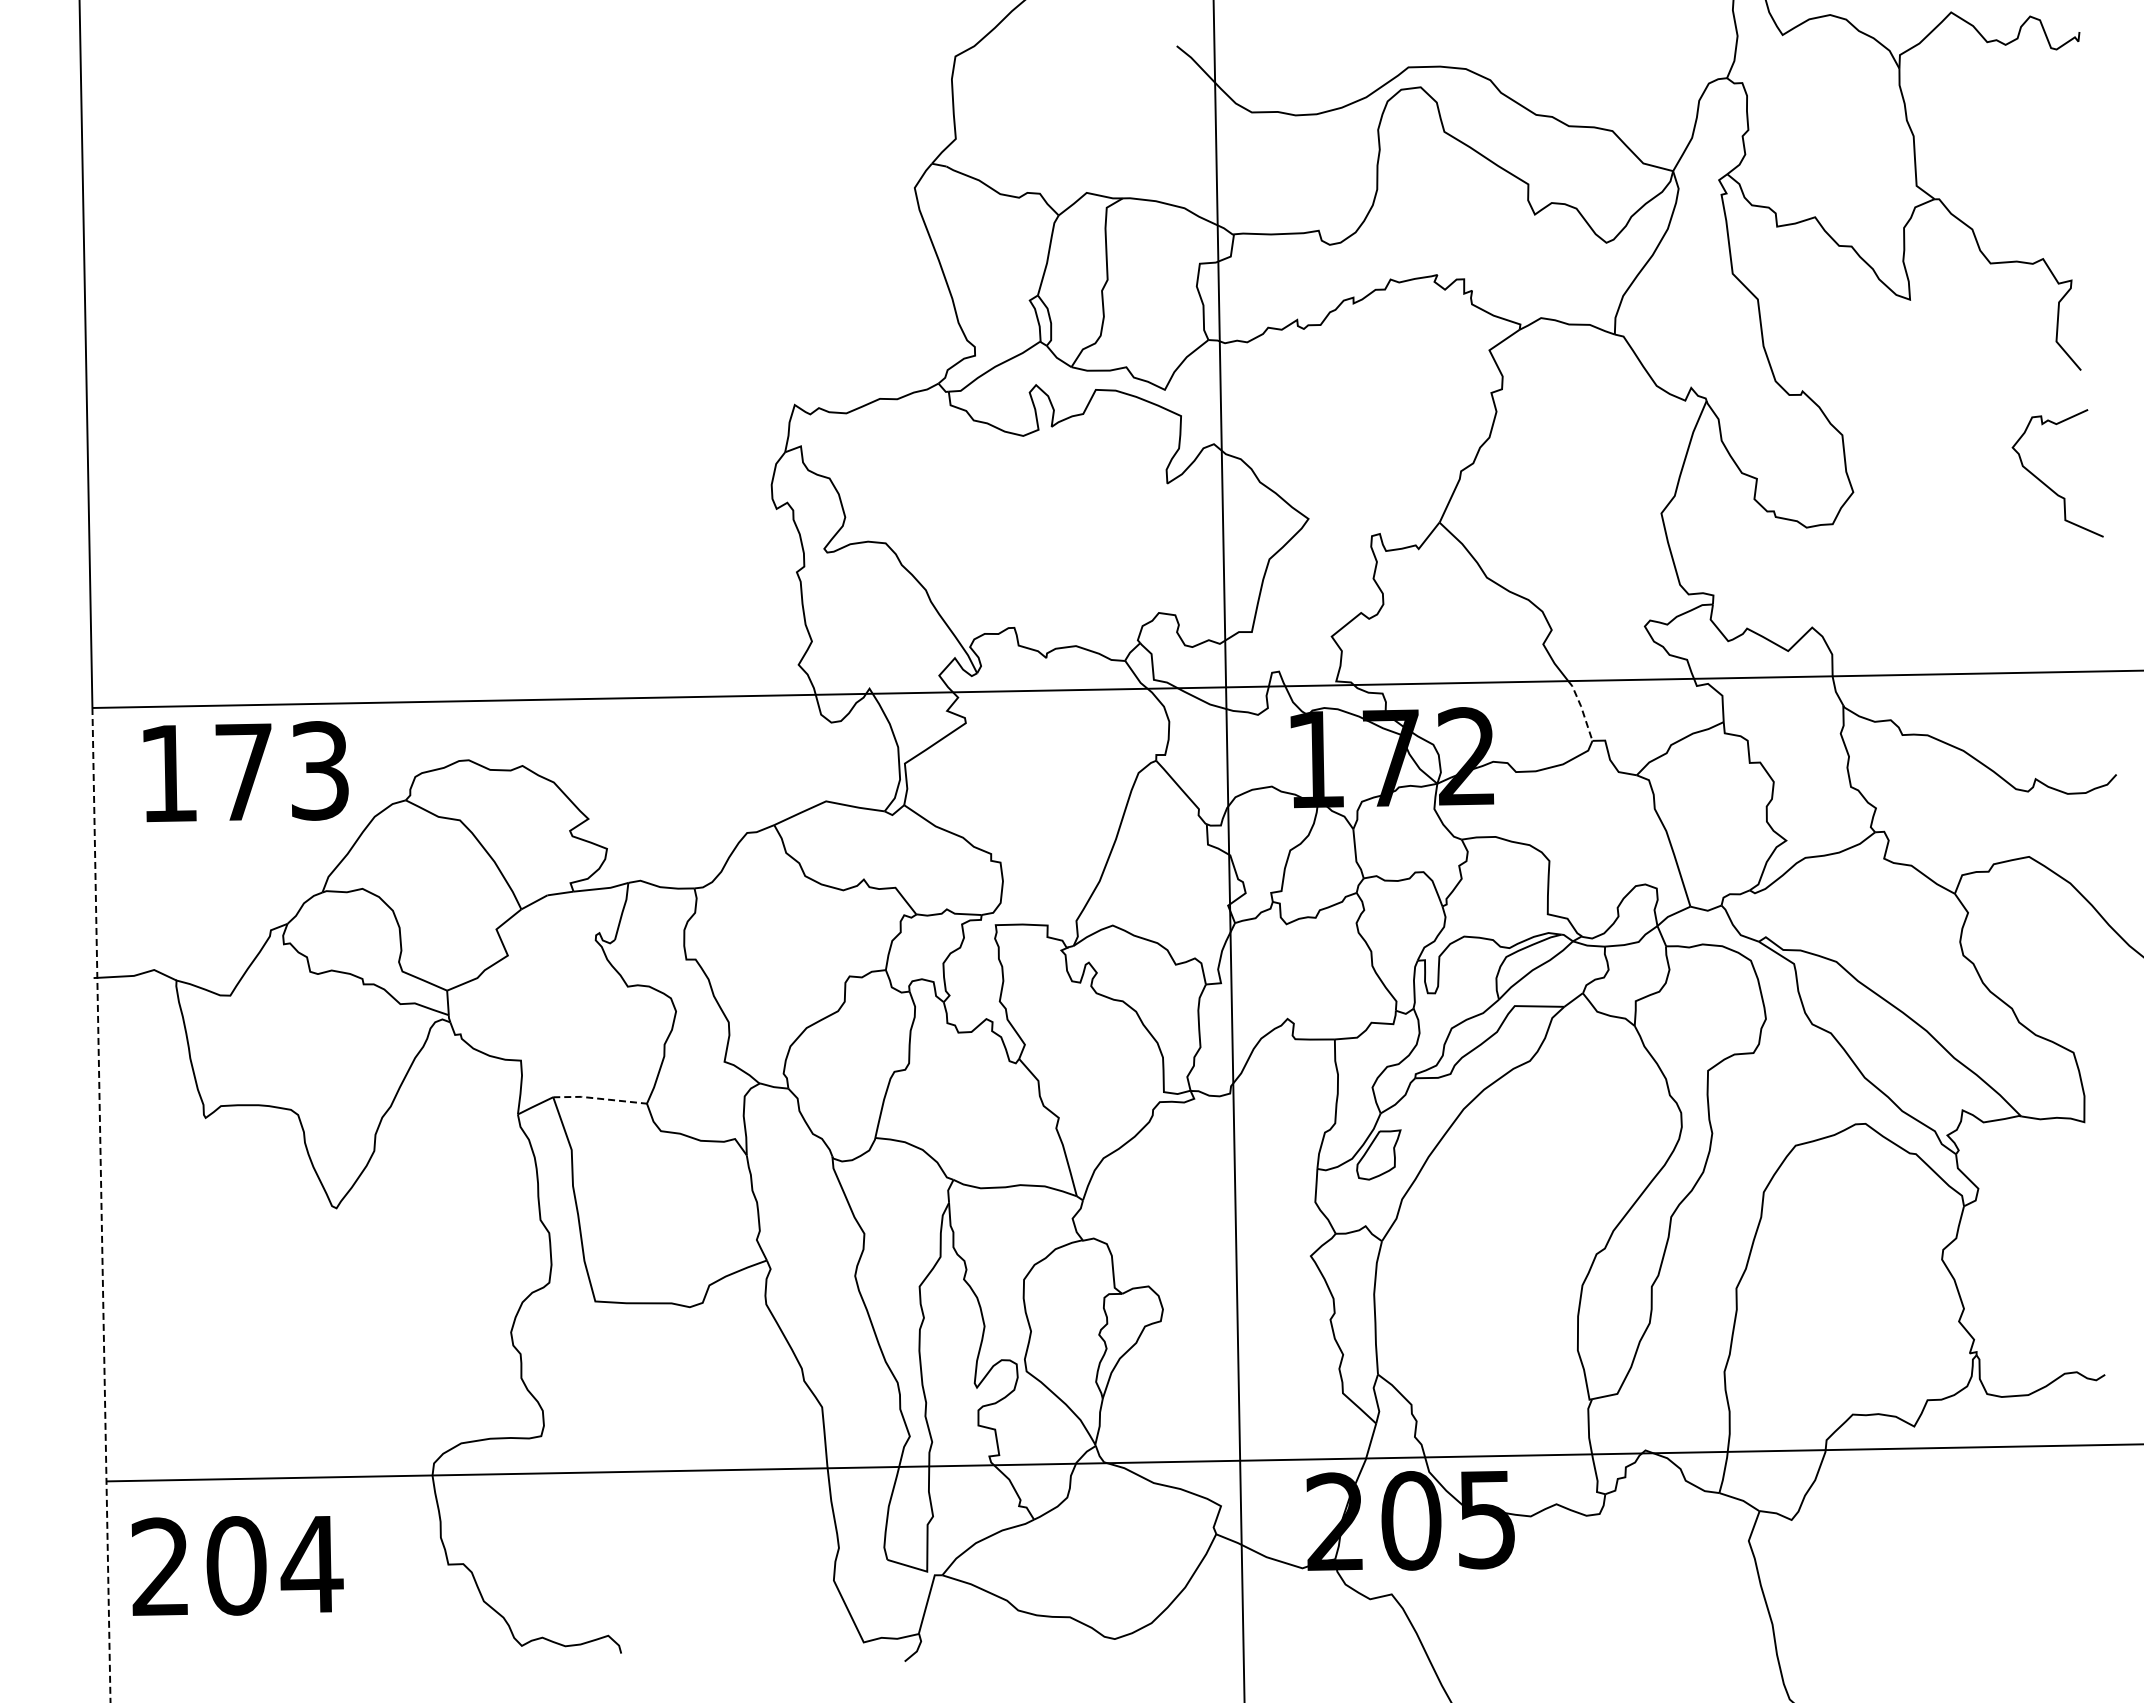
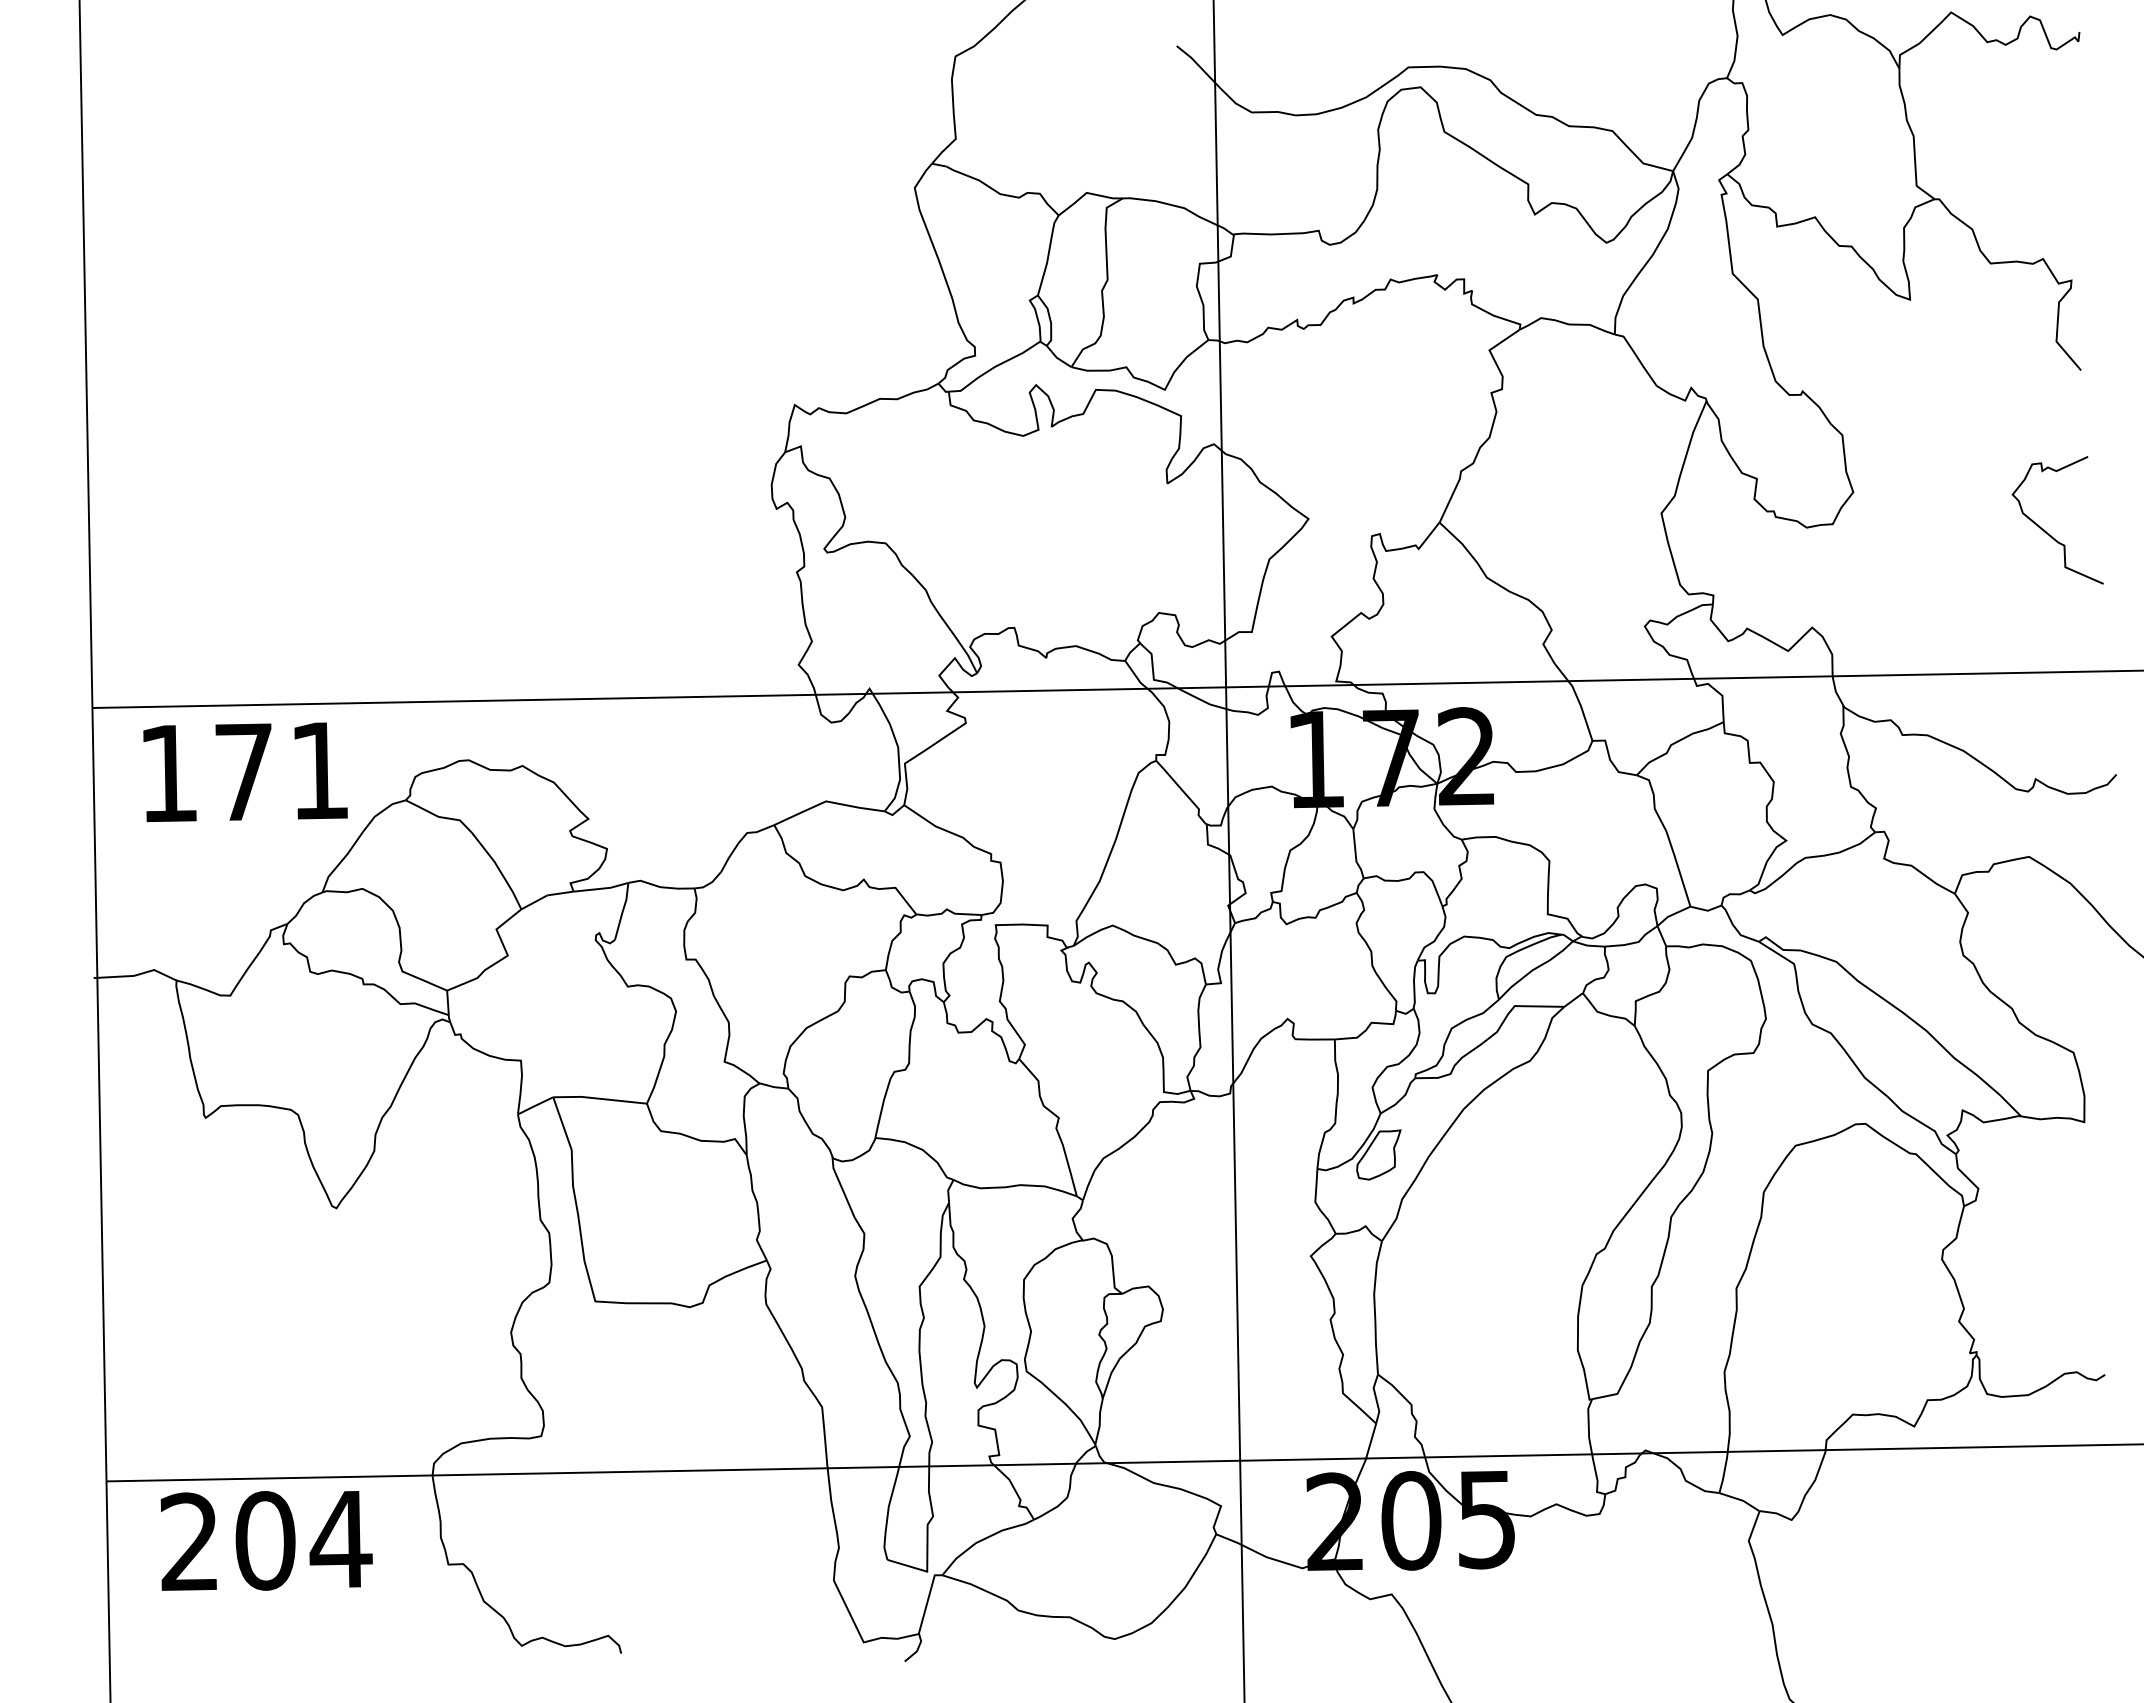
curve position: (2046, 484) -> (2046, 531) (2046, 531)
line: dashed -> solid (1581, 709)
text: 173 -> 171 (320, 770)
line: dashed -> solid (599, 1098)
line: dashed -> solid (101, 1205)
text position: (237, 1565) -> (266, 1540) (266, 1540)
